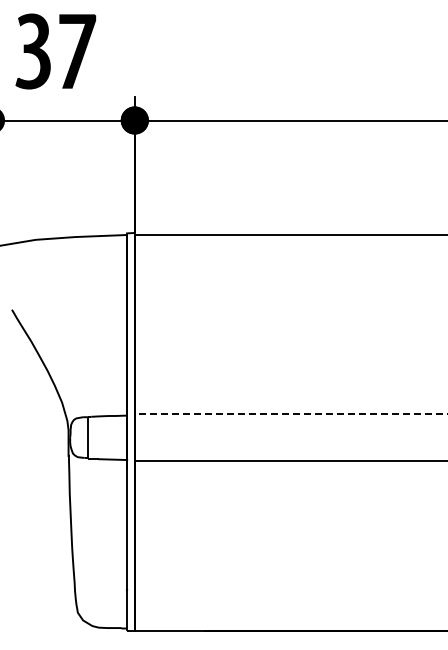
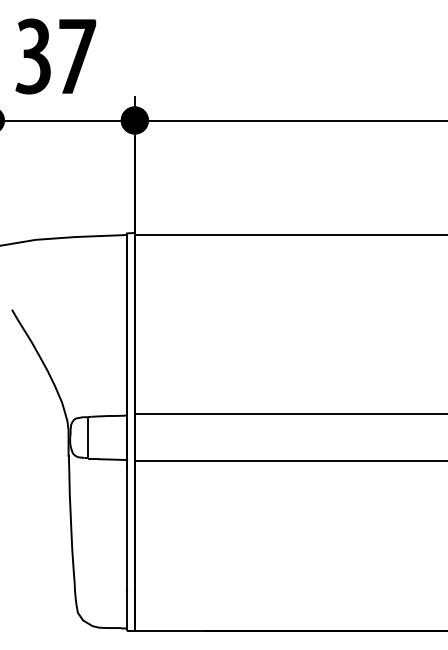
part position: (47, 54) -> (47, 59) (47, 59)
line: dashed -> solid (290, 413)
